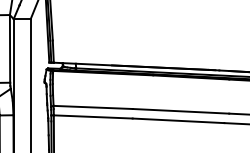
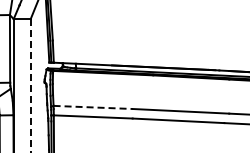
line: solid -> dashed (30, 85)
line: solid -> dashed (93, 107)
